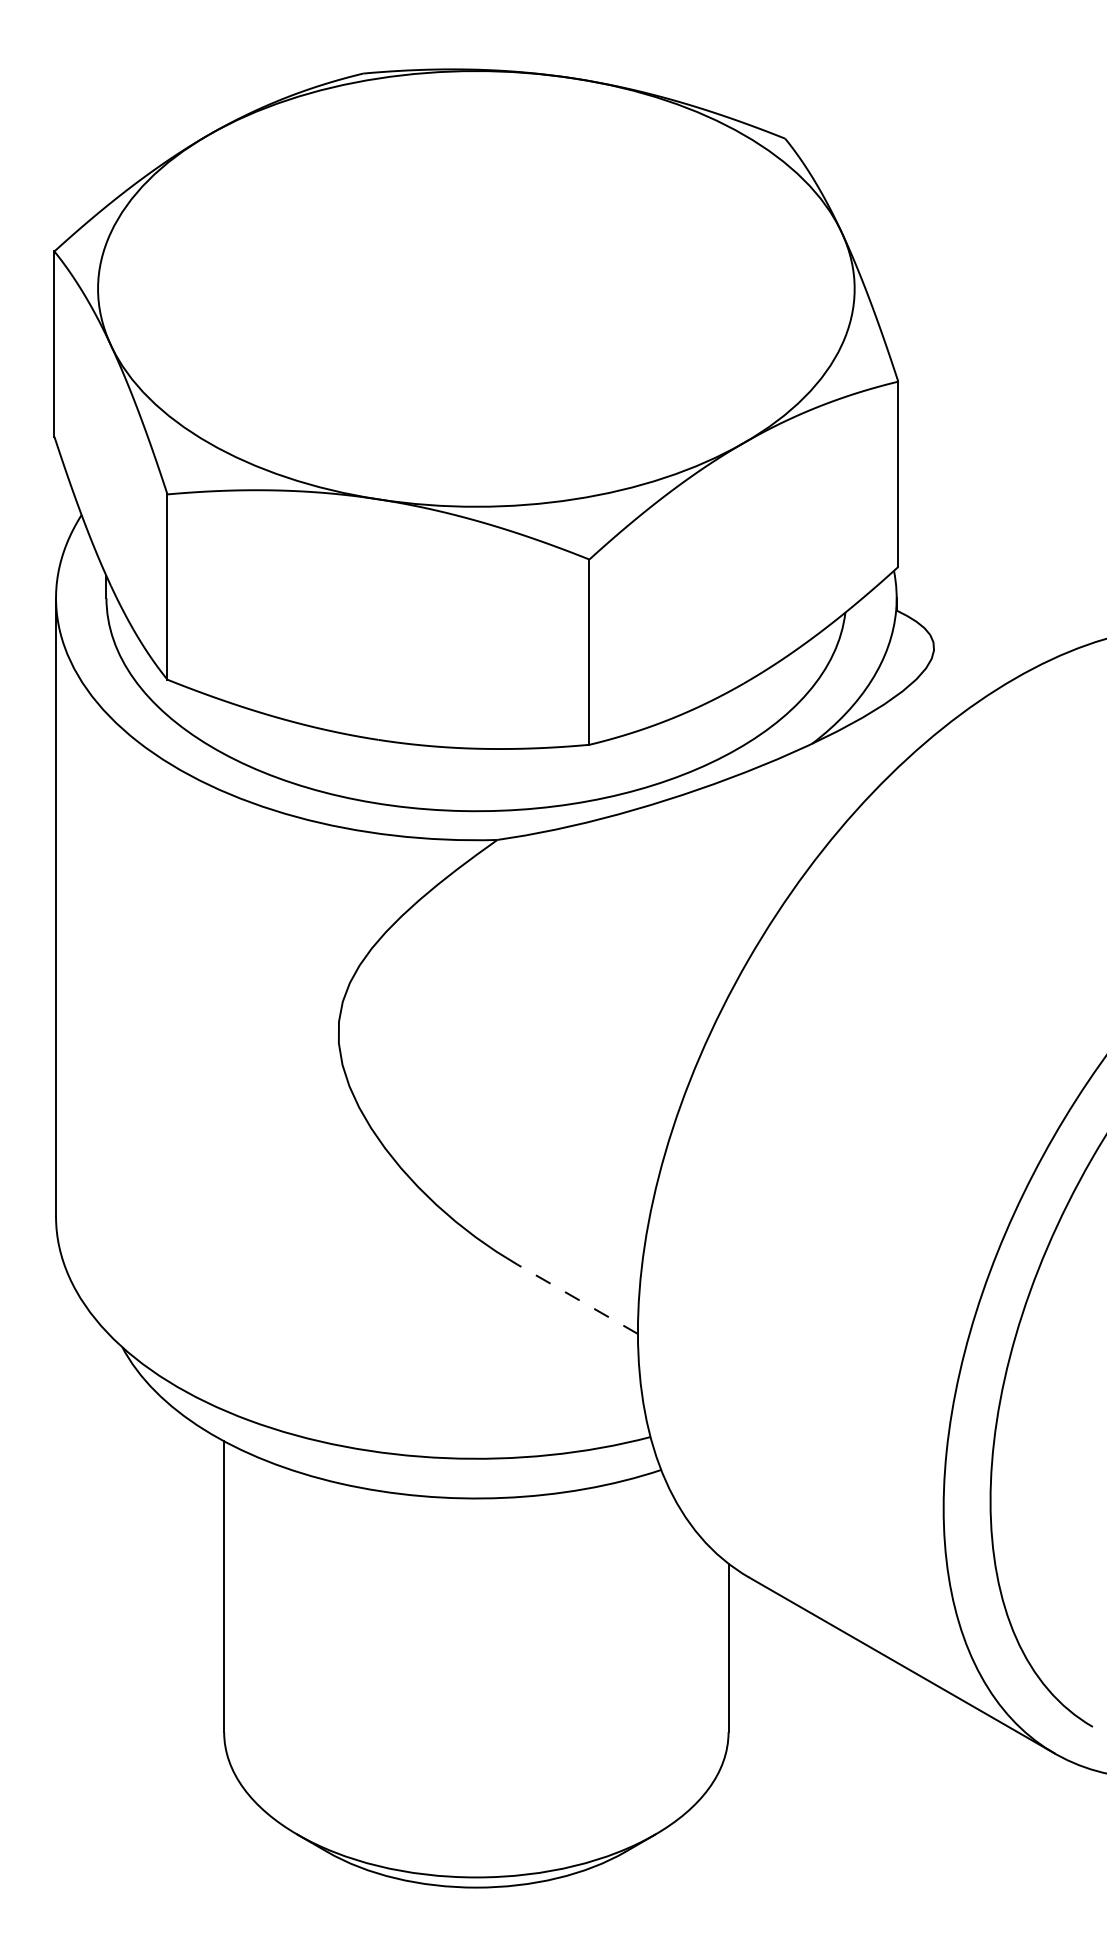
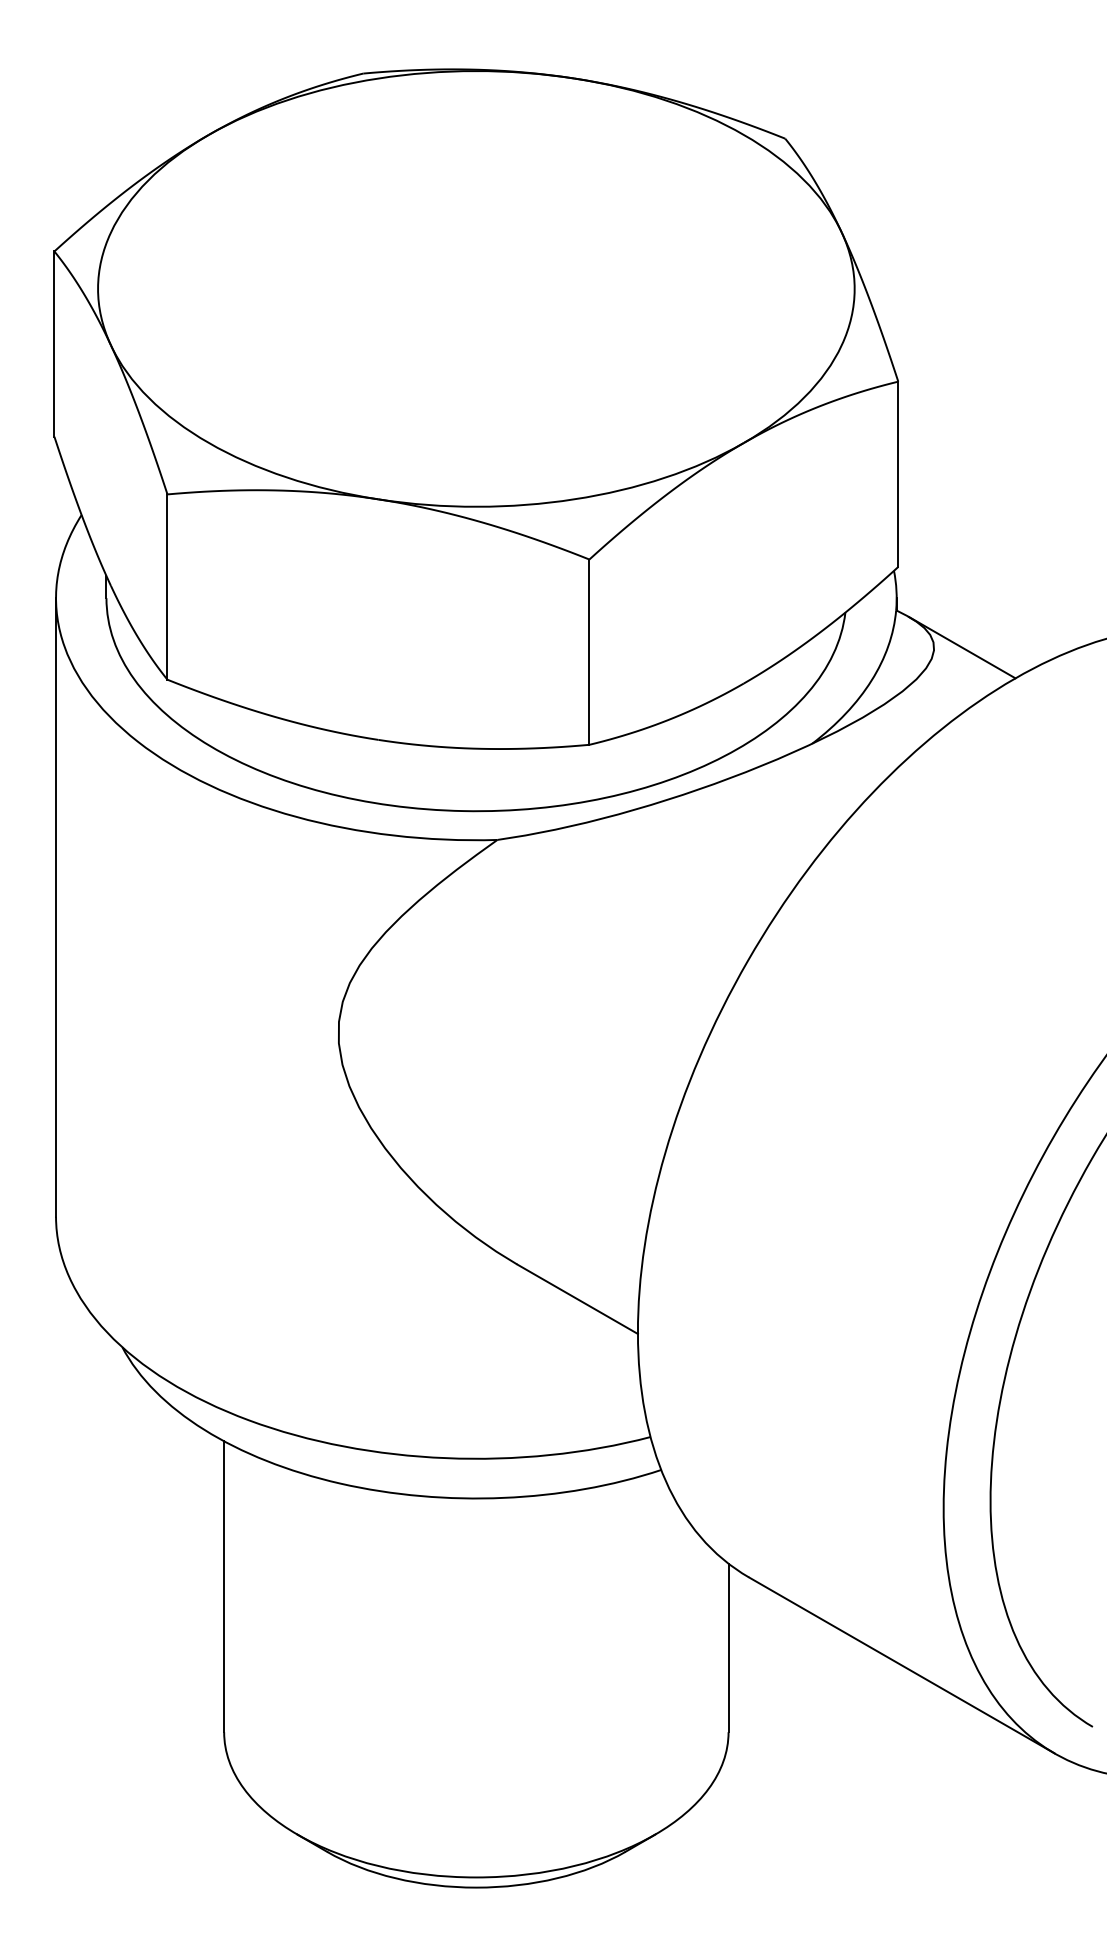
line: none -> present (962, 647)
line: dashed -> solid (577, 1299)
